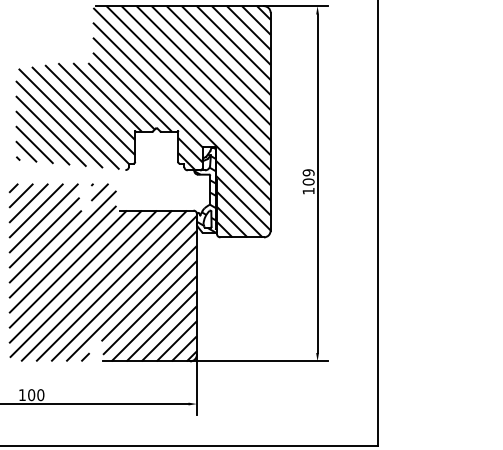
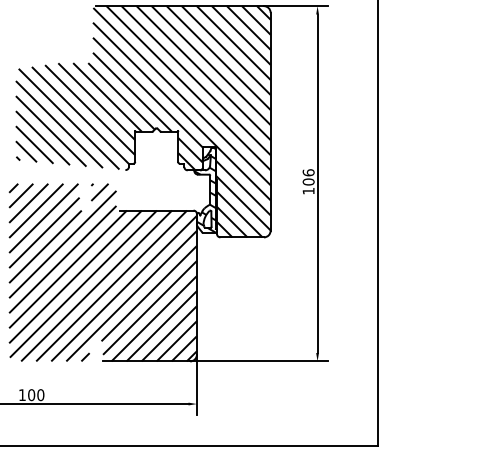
text: 109 -> 106 (308, 172)
